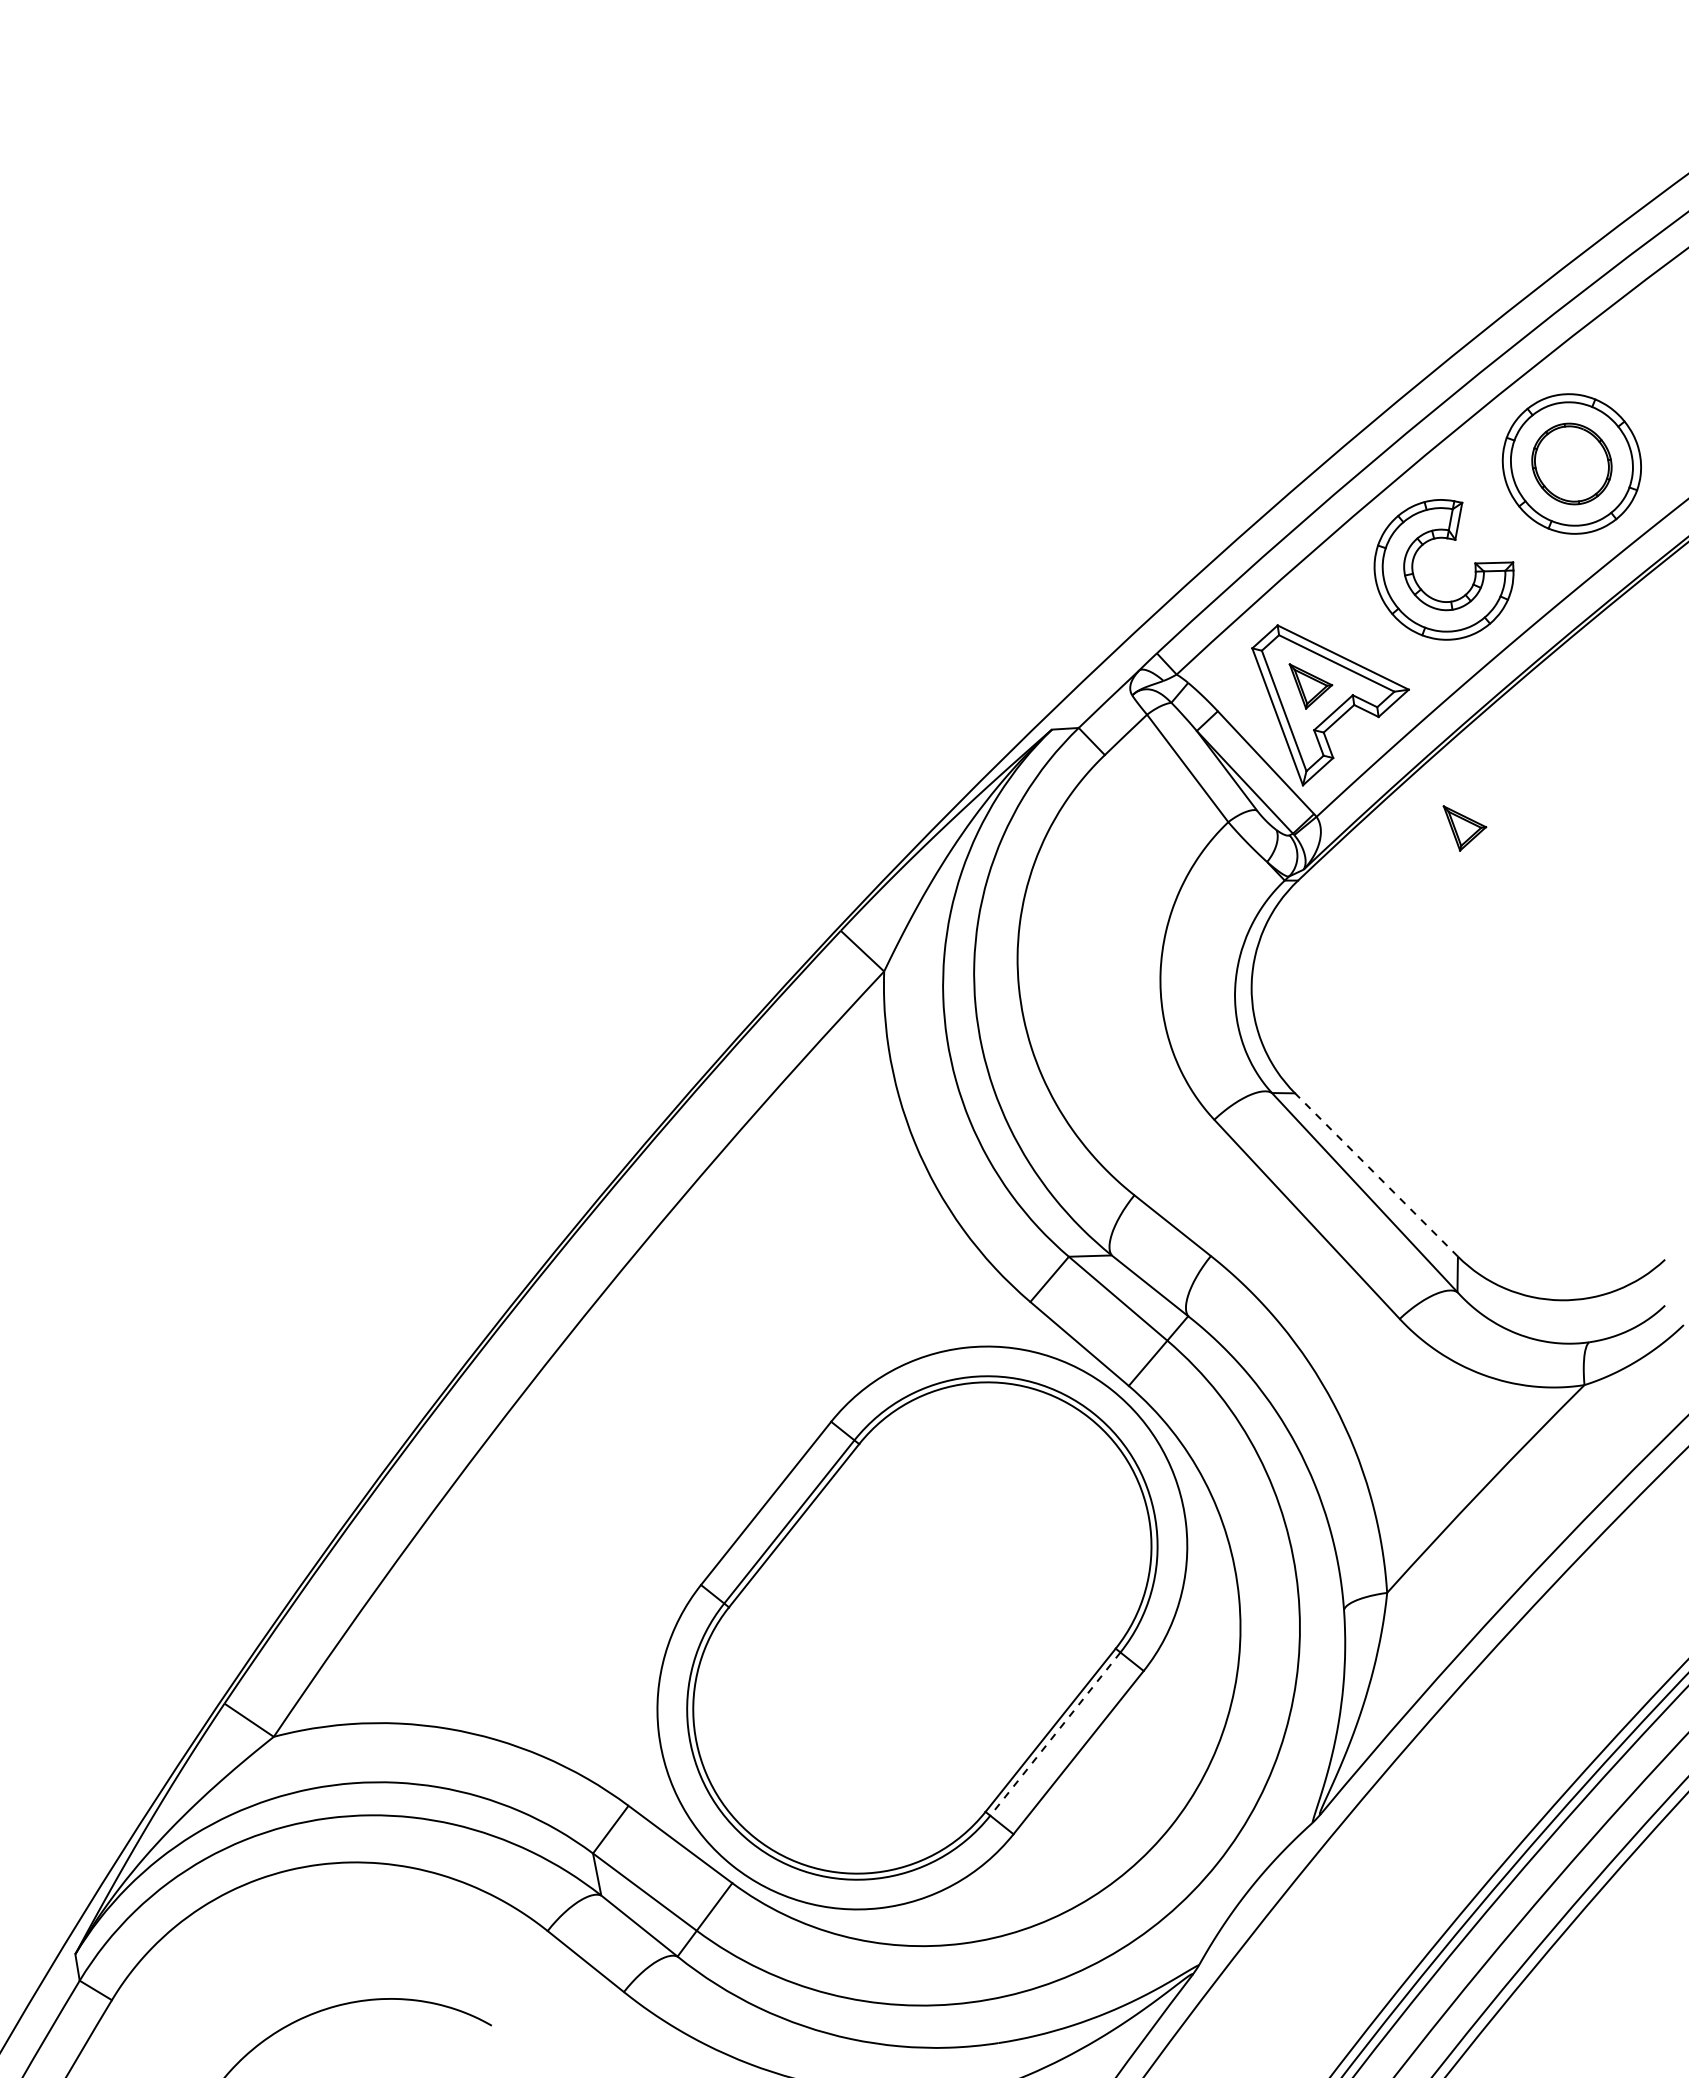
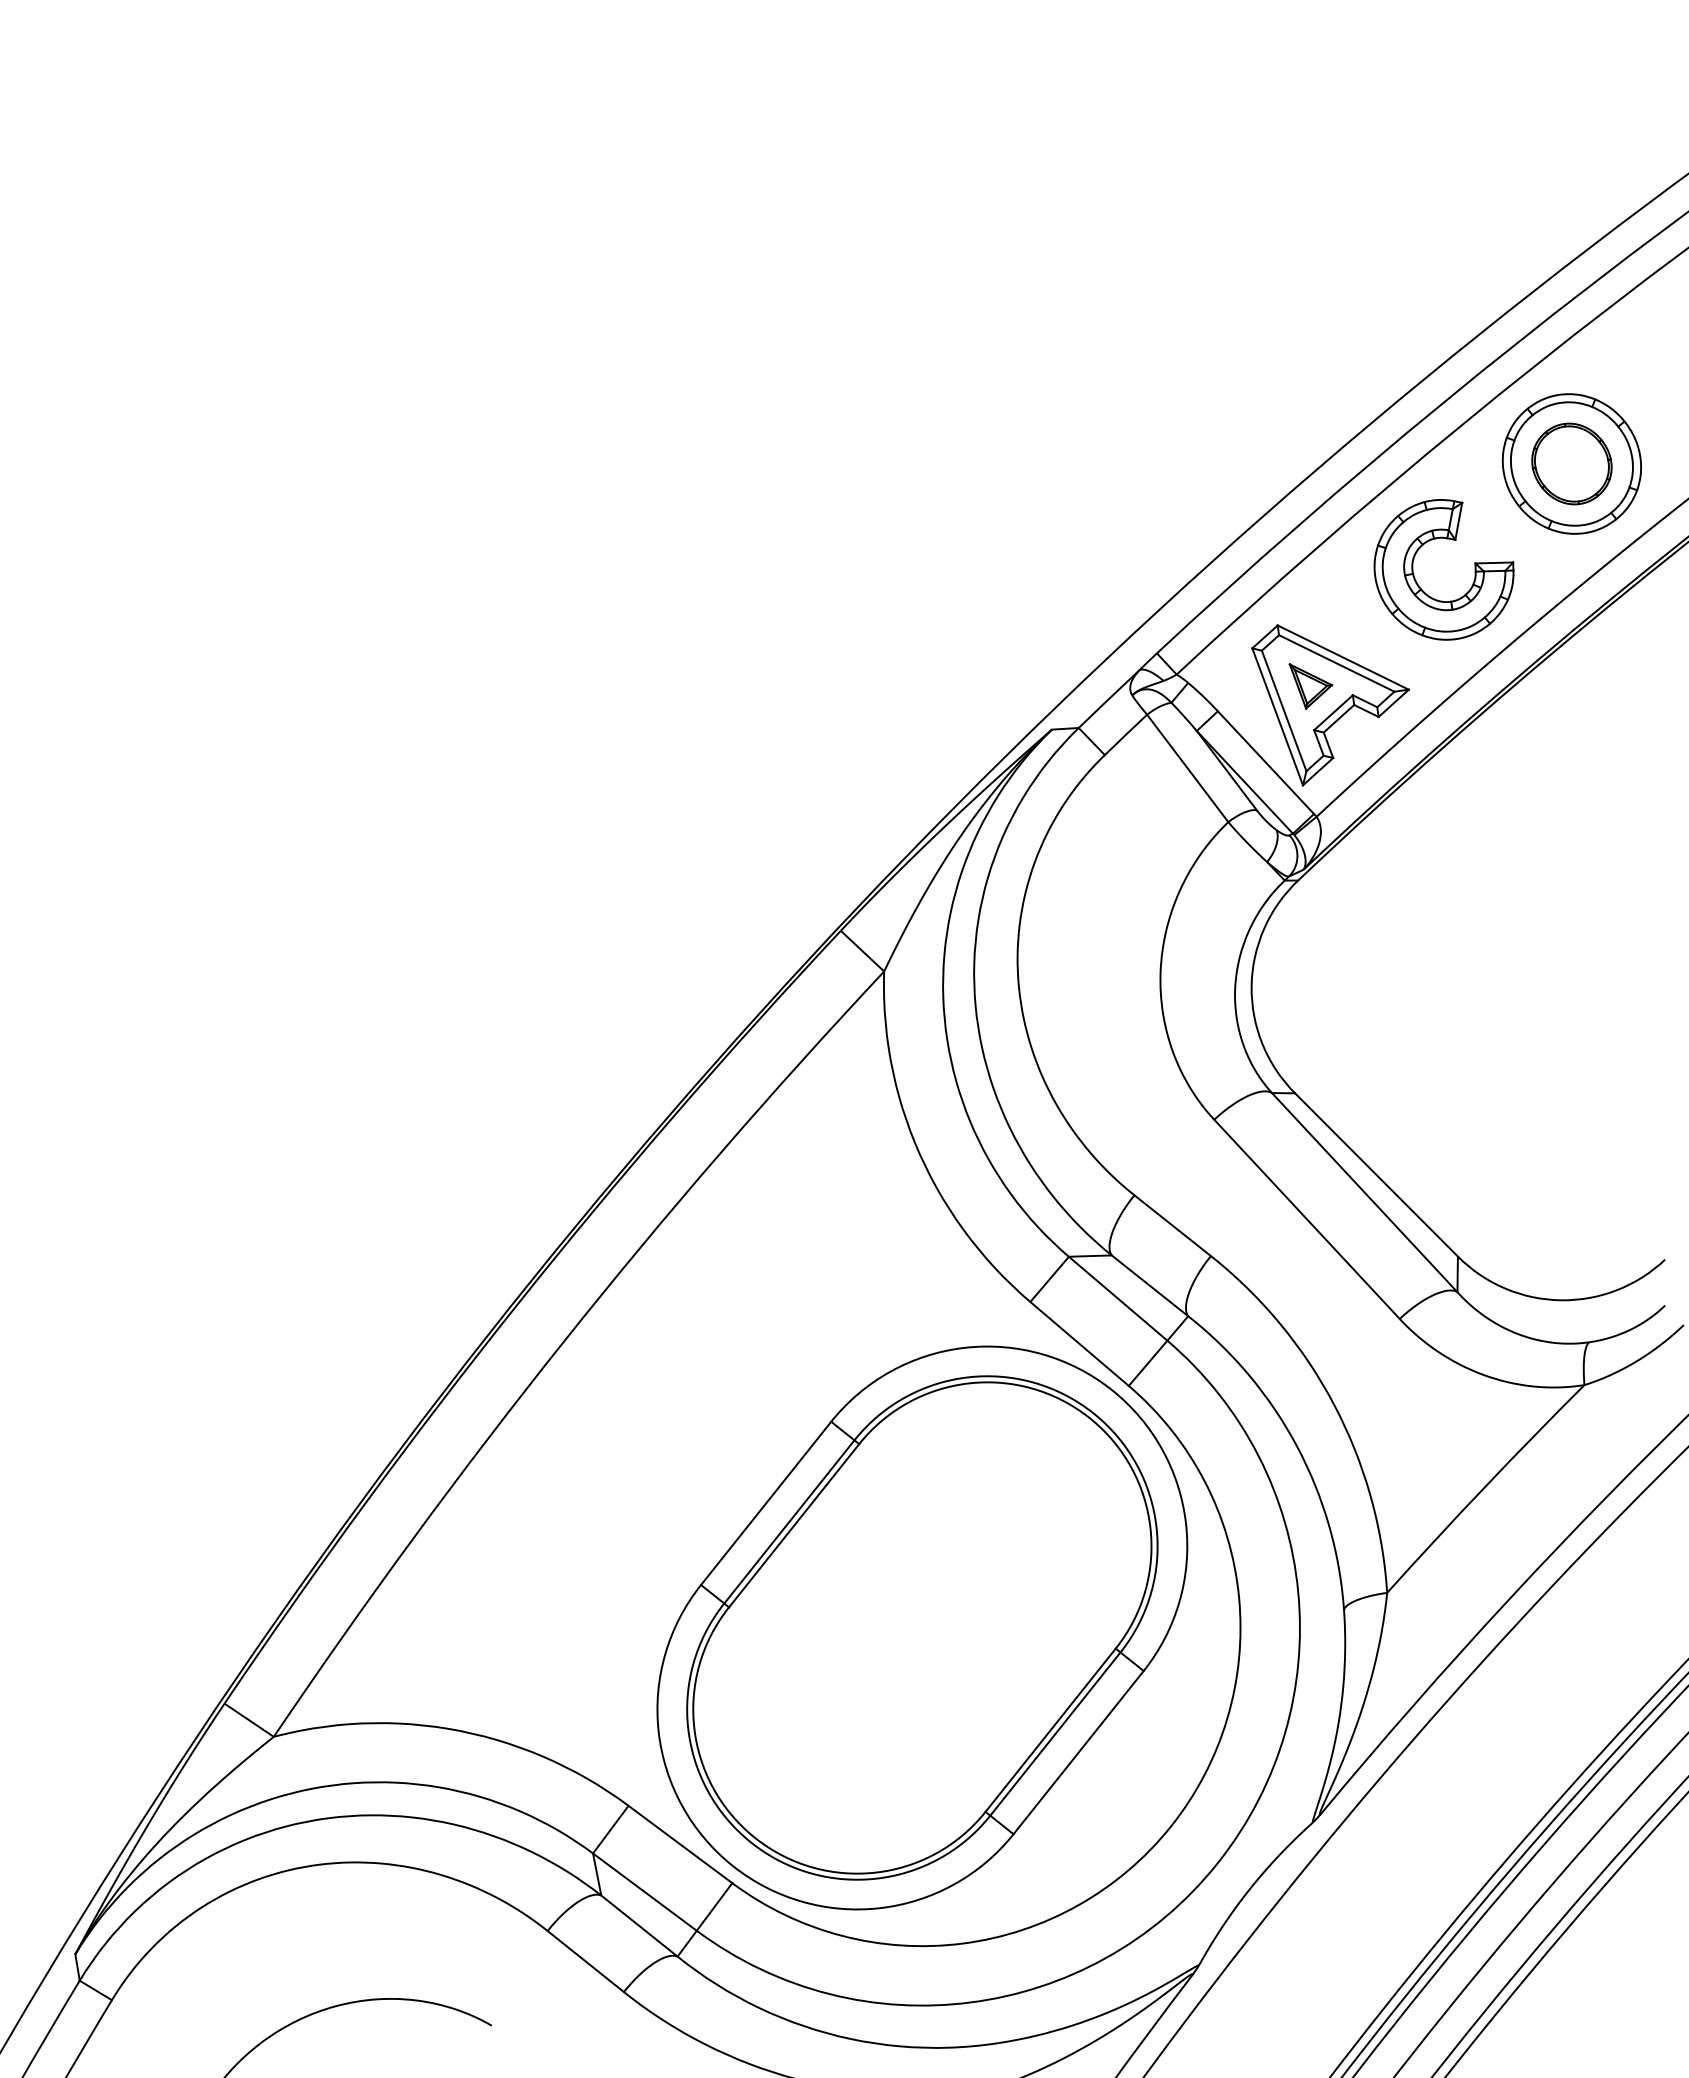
part: present -> none (1464, 828)
line: dashed -> solid (1376, 1174)
line: dashed -> solid (1055, 1734)
